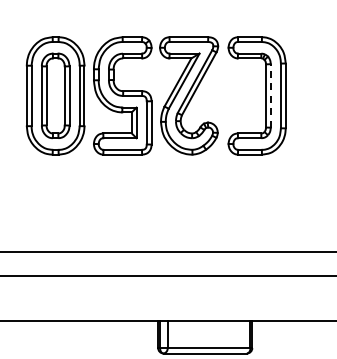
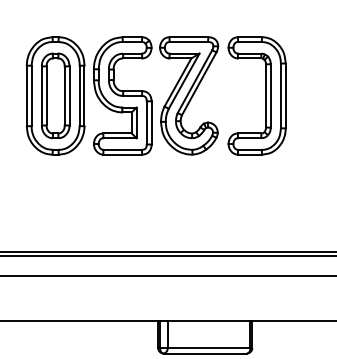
line: dashed -> solid (270, 95)
line: none -> present (167, 256)
